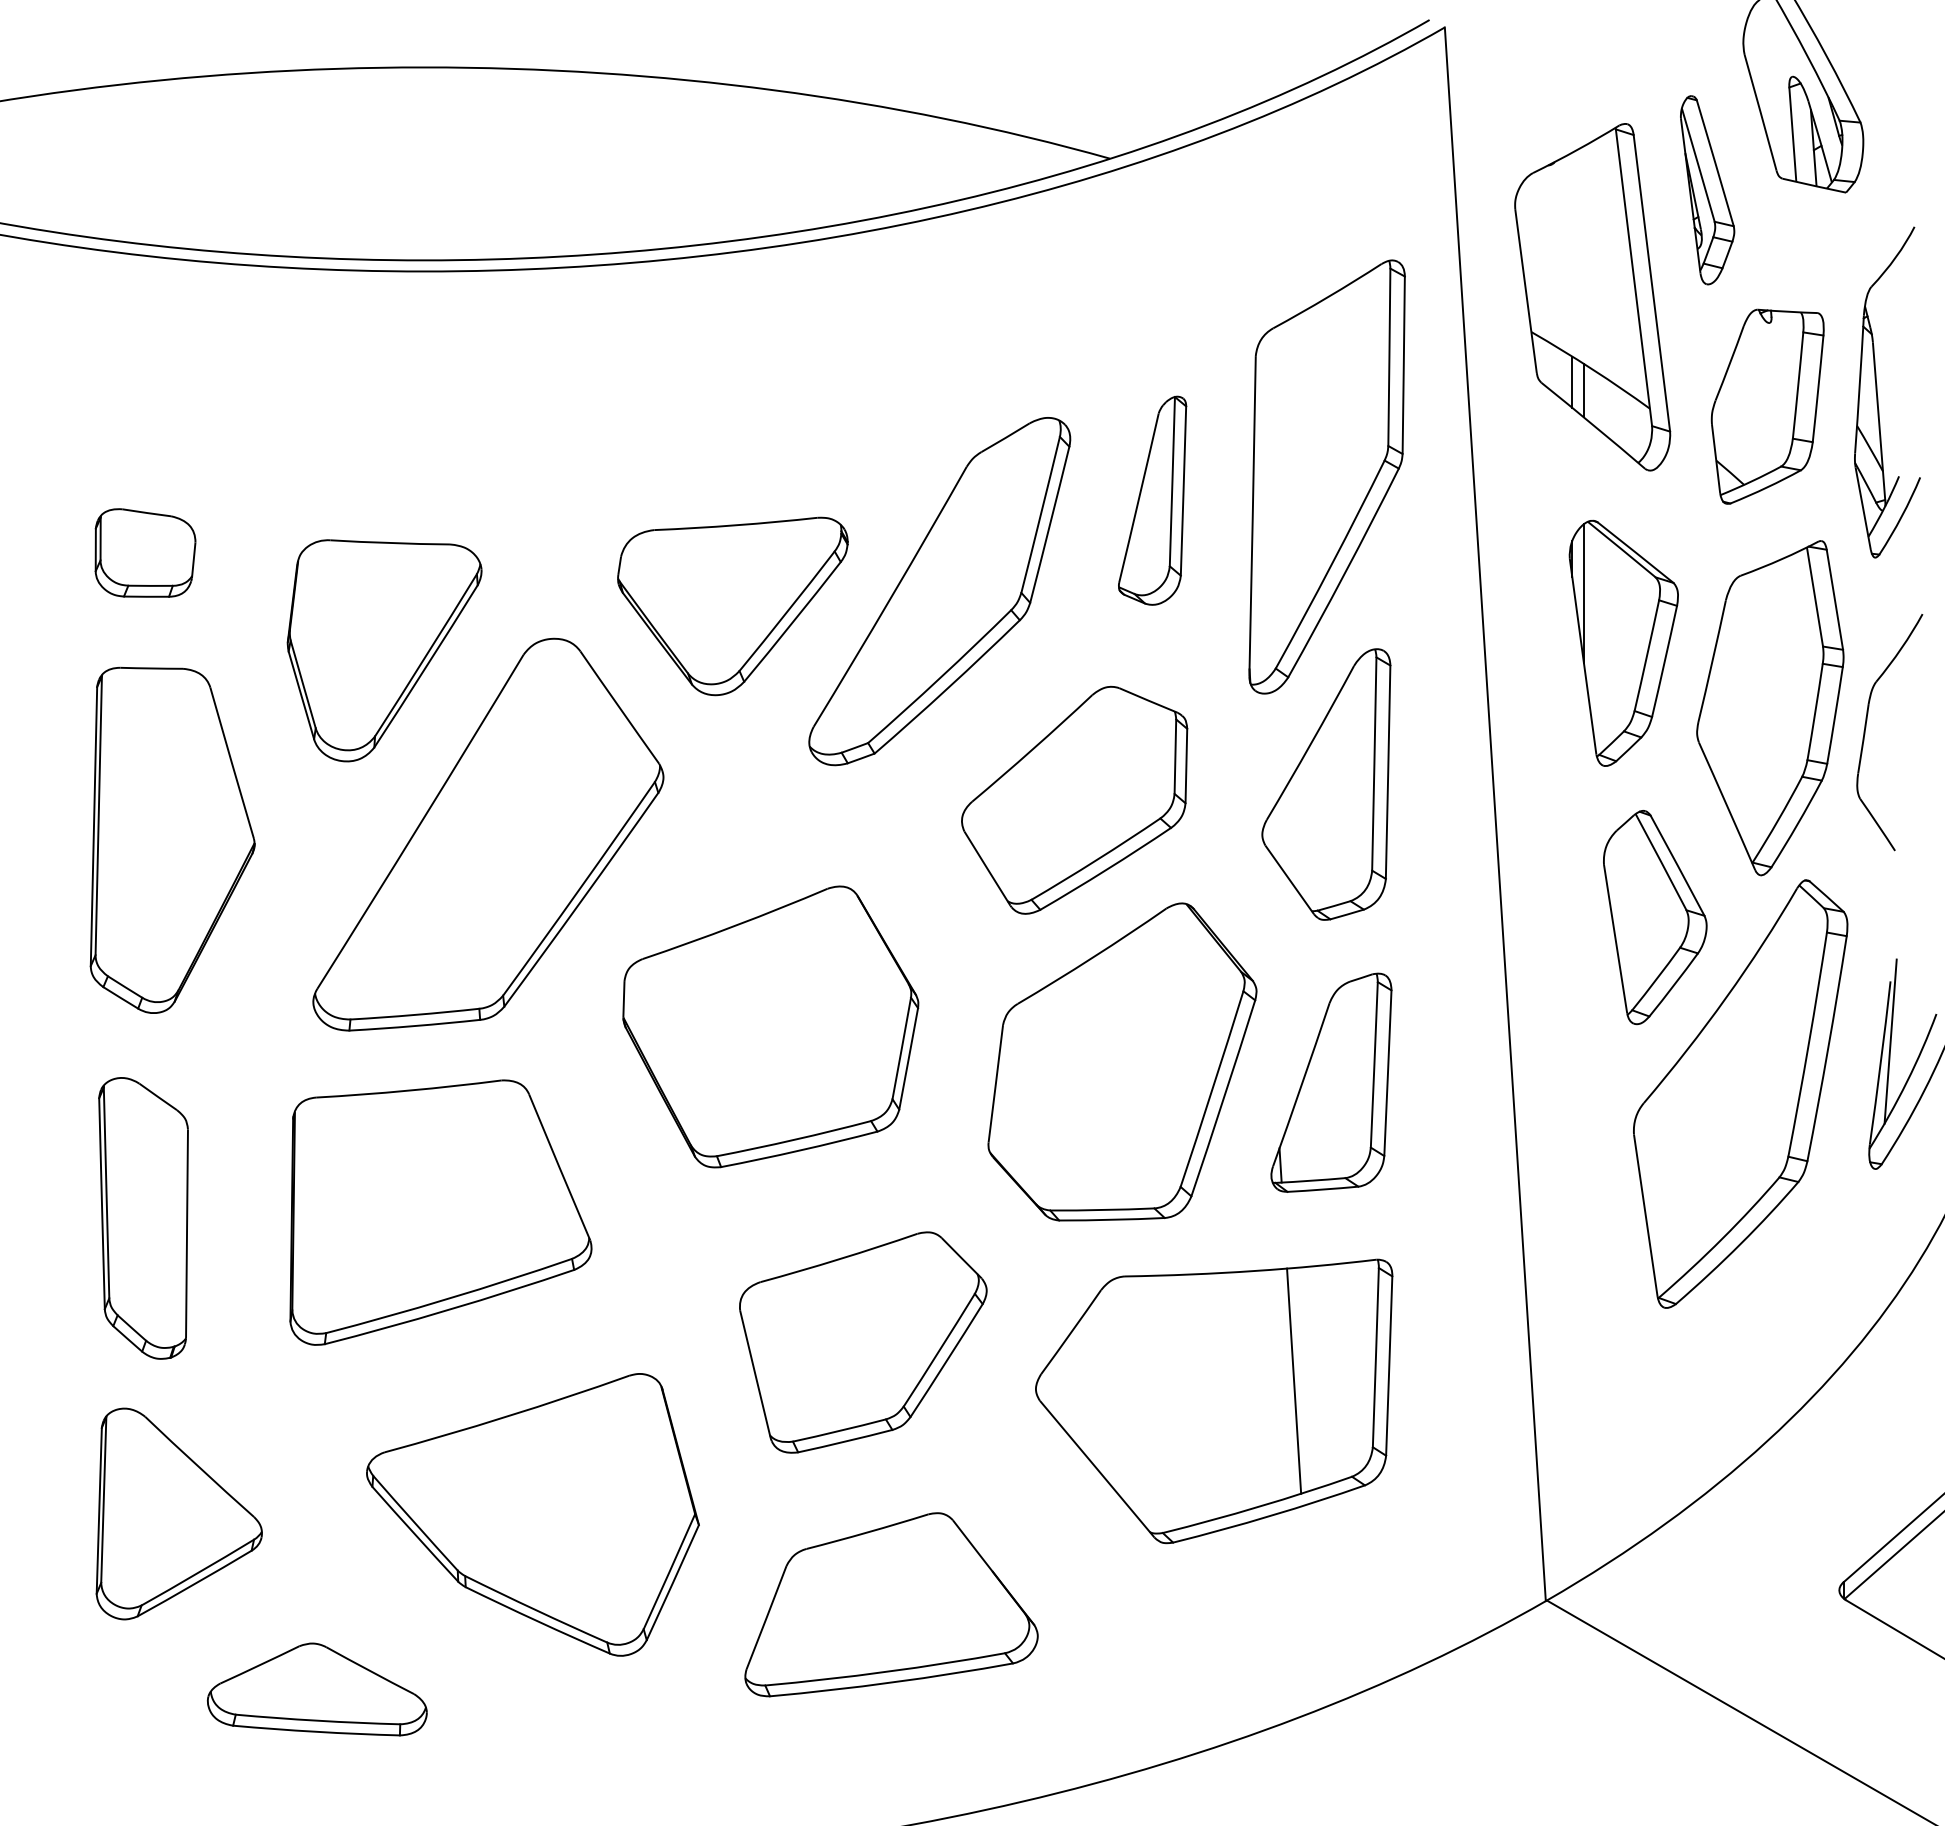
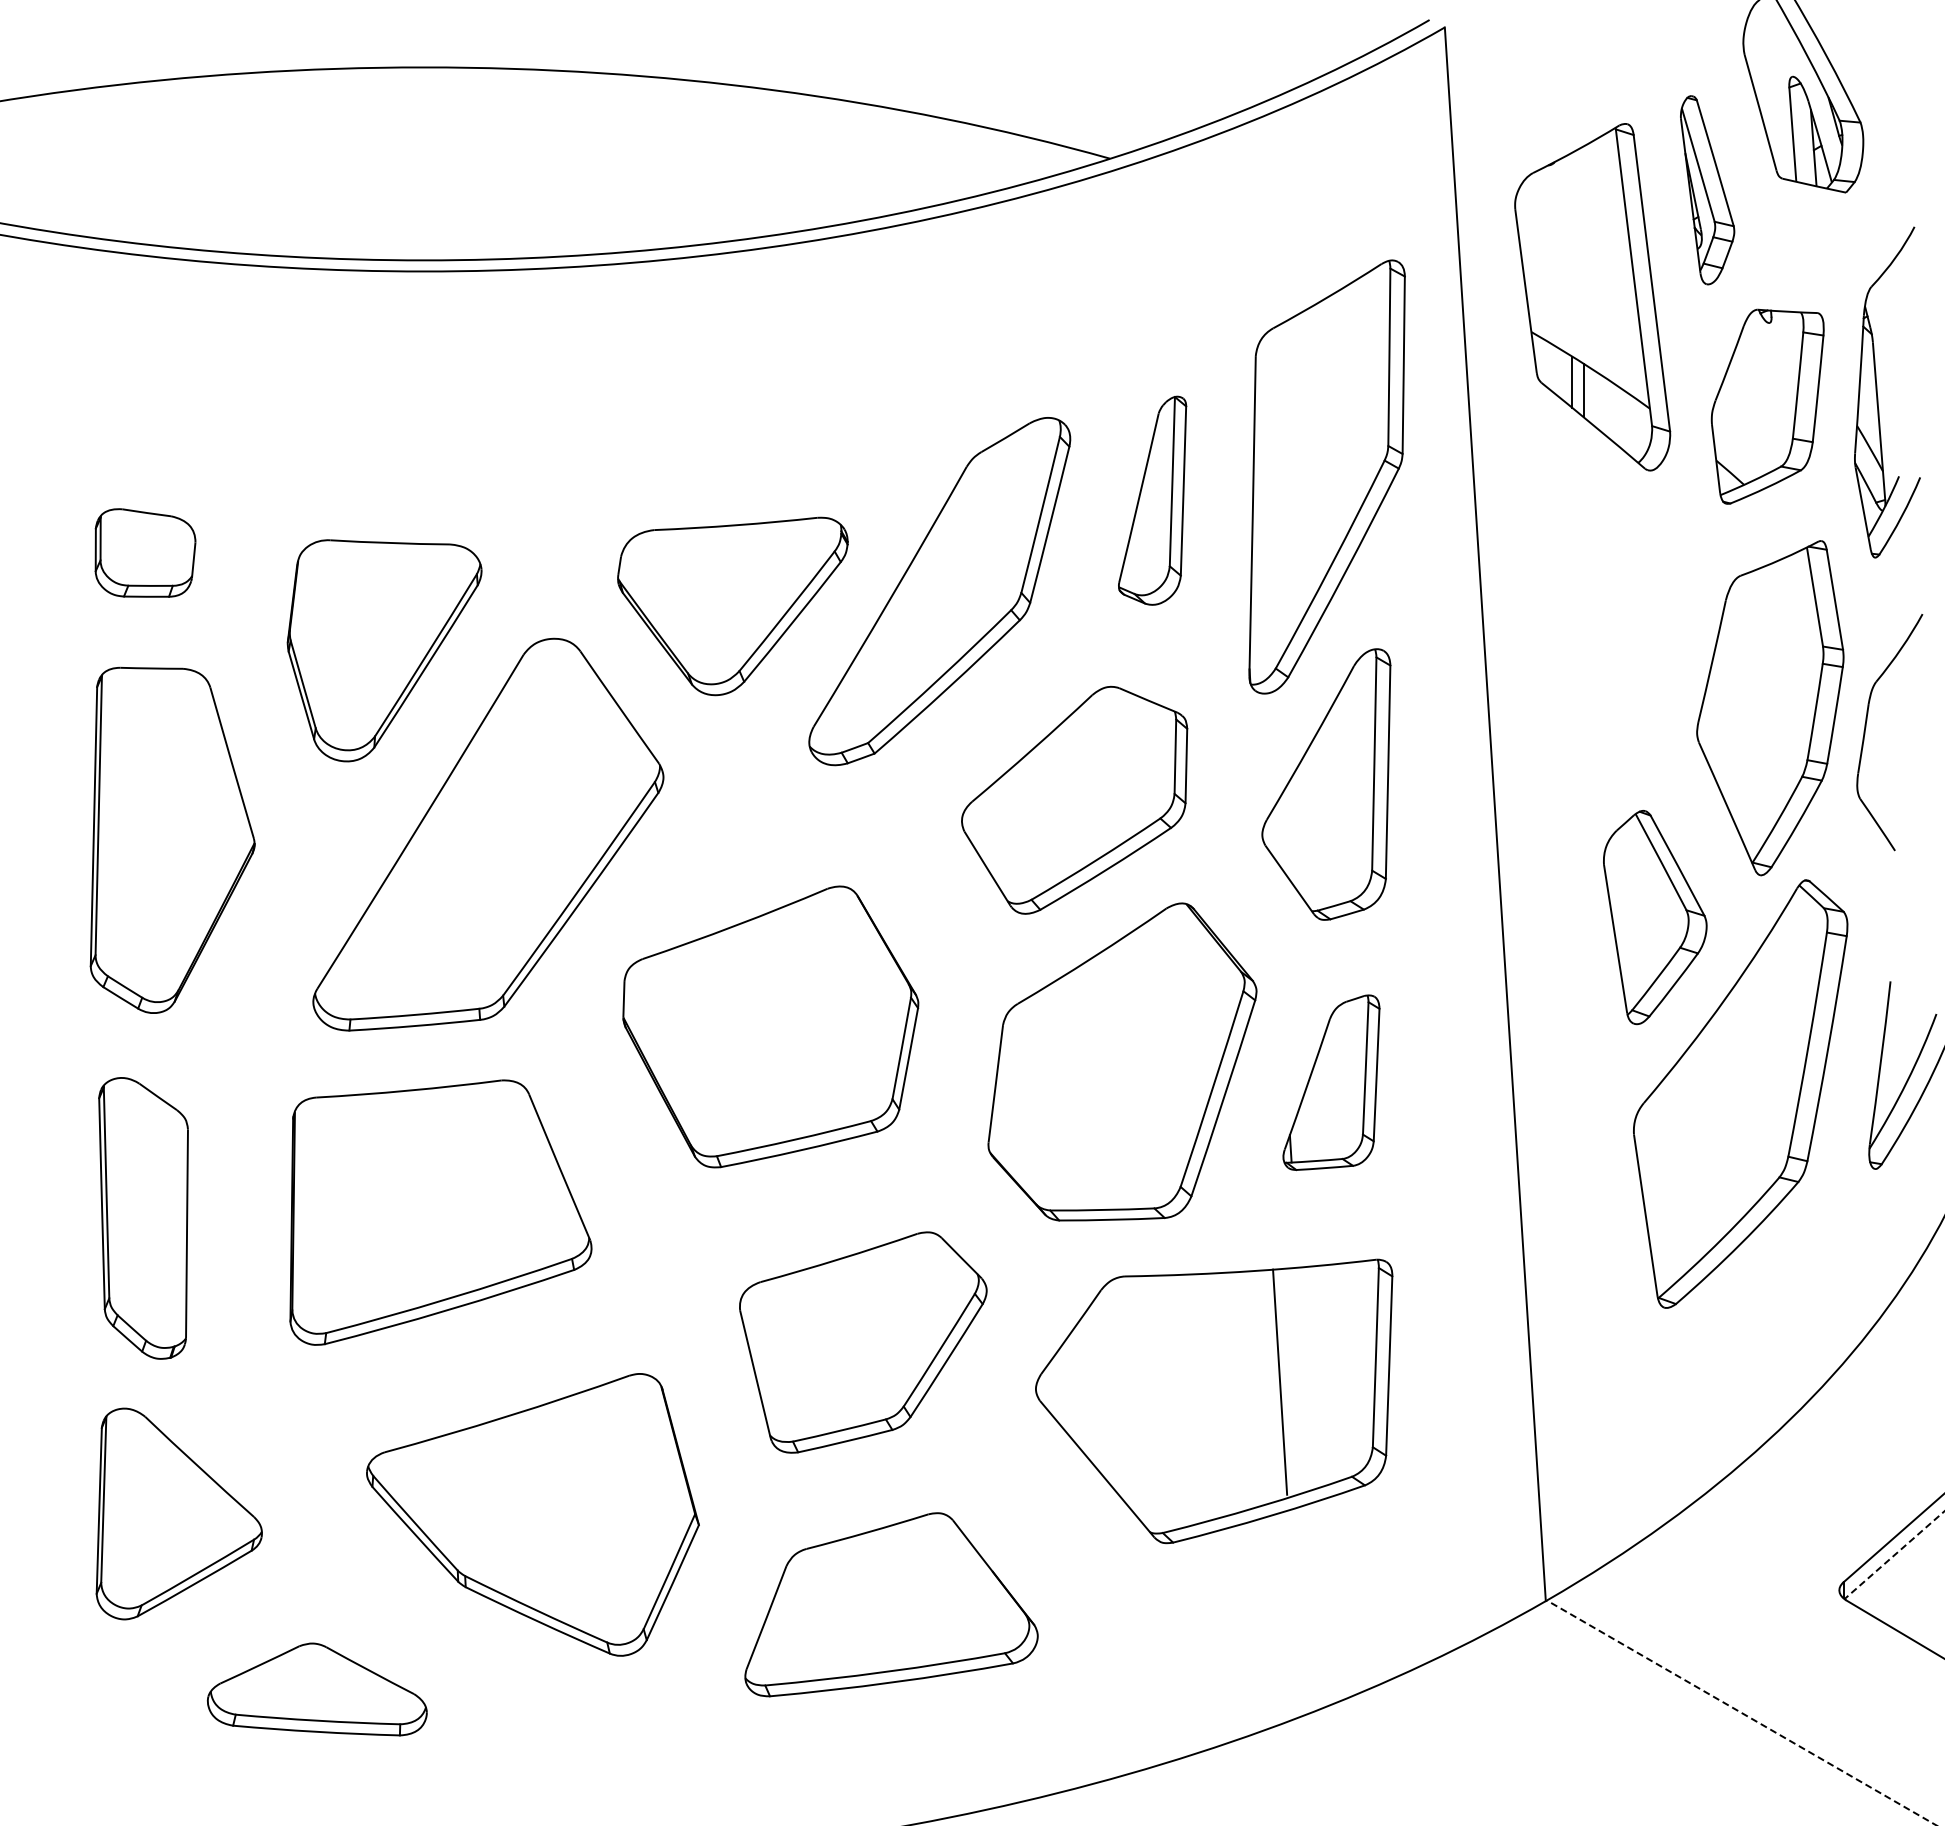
part: present -> none (1623, 642)
line: present -> none (1890, 1041)
part size: 123x221 px -> 99x178 px (1331, 1082)
line position: (1294, 1380) -> (1280, 1381) (1280, 1381)
line: solid -> dashed (1894, 1555)
line: solid -> dashed (1741, 1713)
